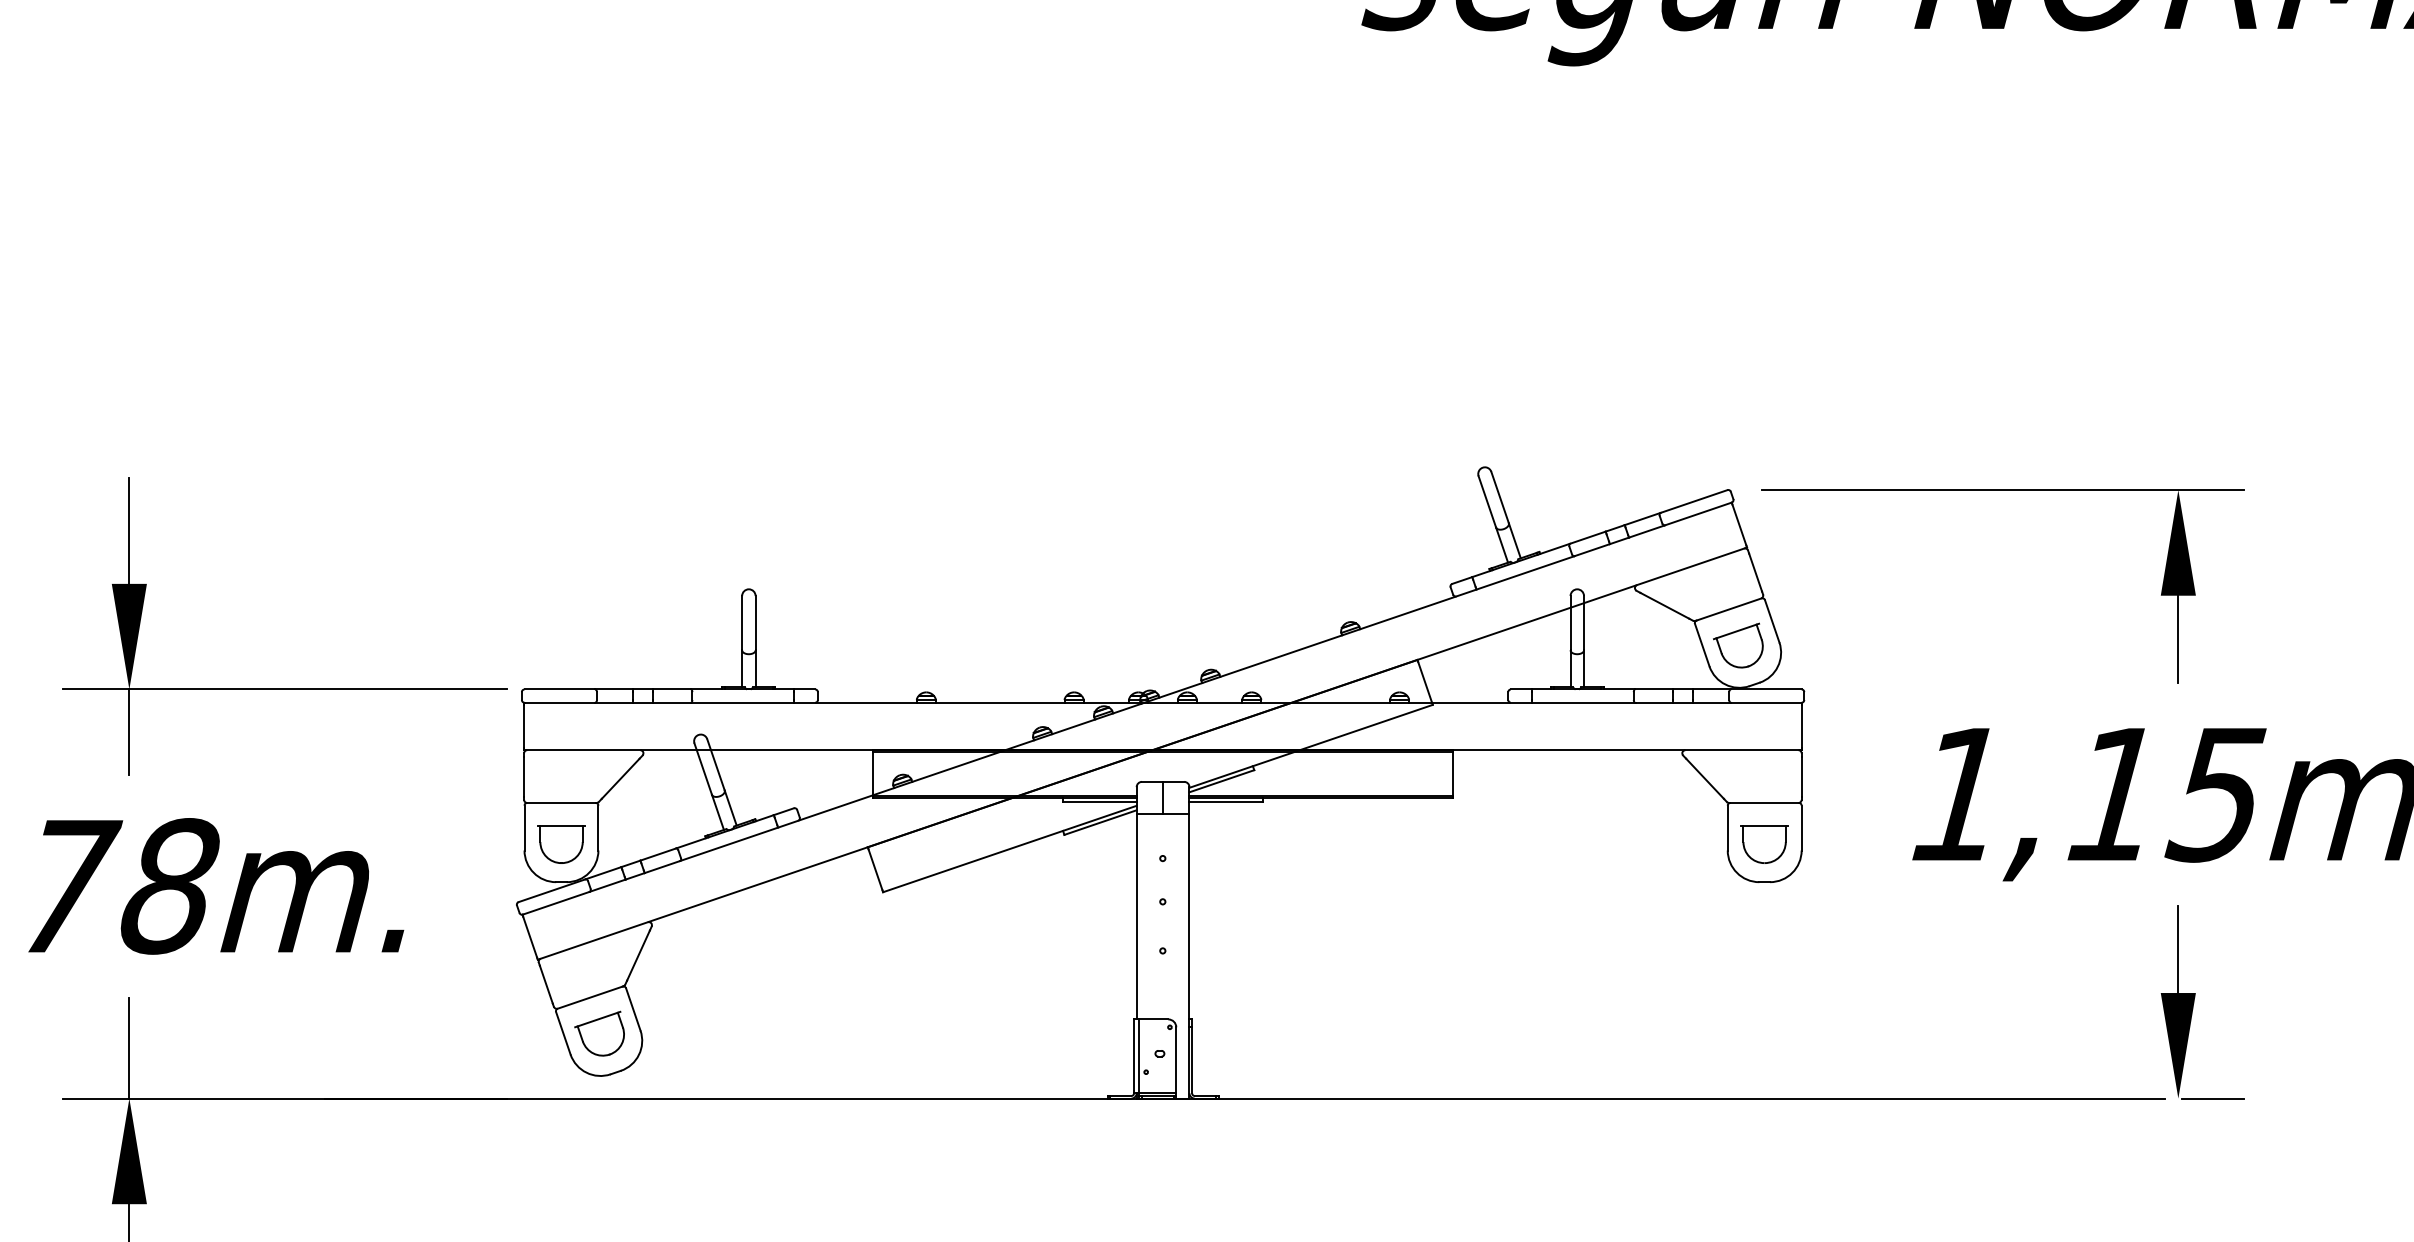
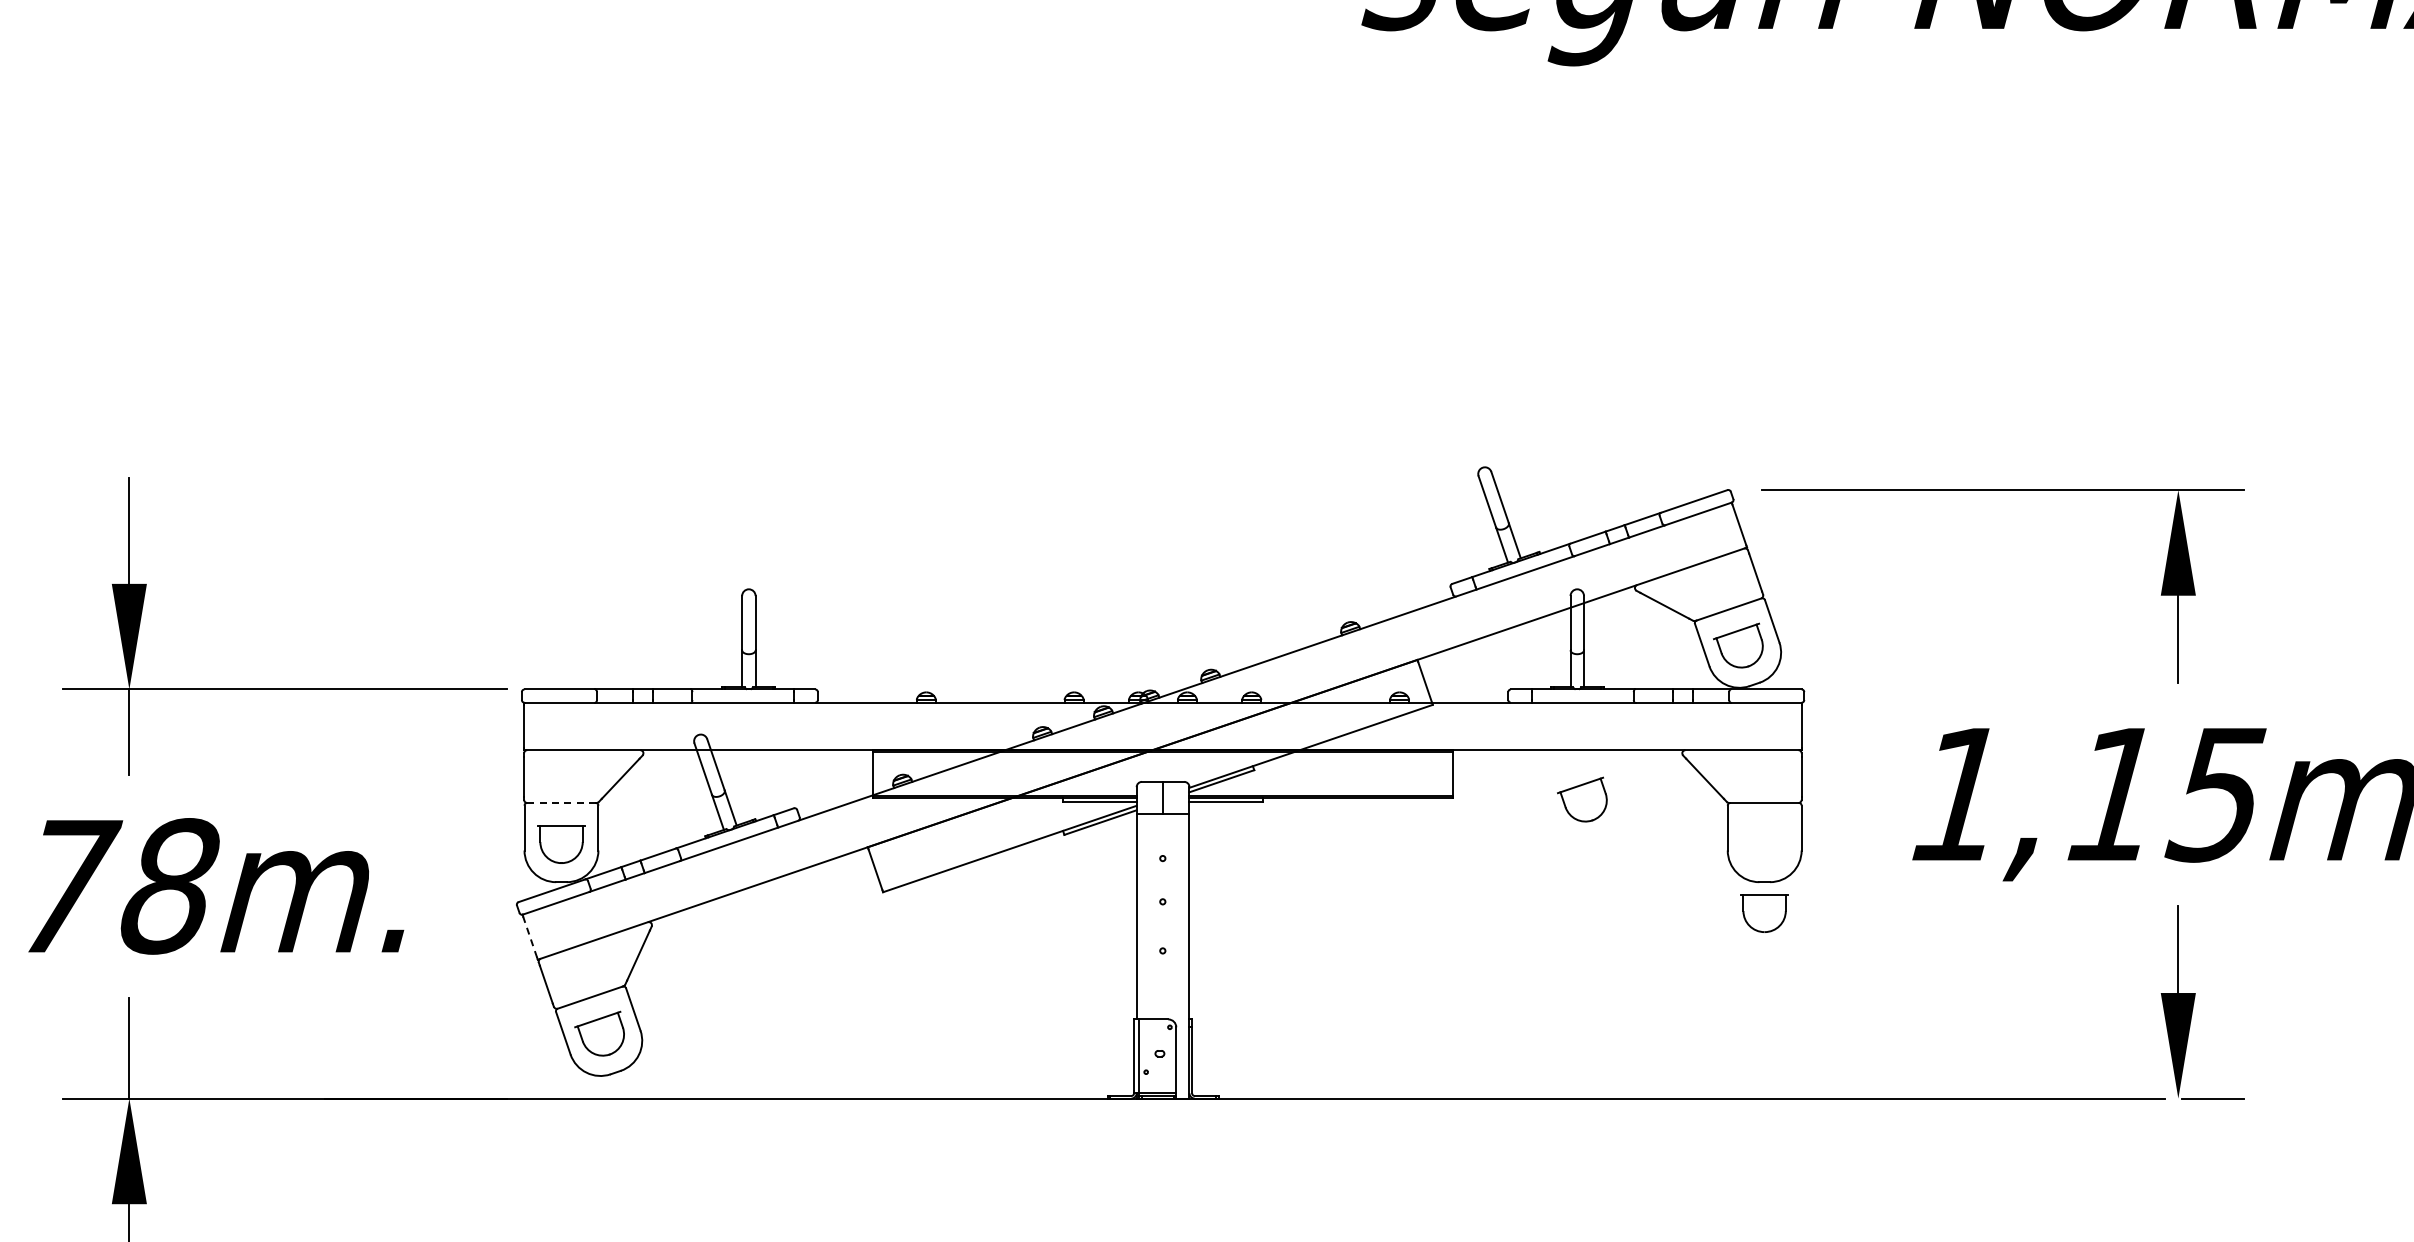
part: none -> present (1582, 799)
line: solid -> dashed (560, 802)
part position: (1764, 844) -> (1764, 913) (1764, 913)
line: solid -> dashed (530, 937)
